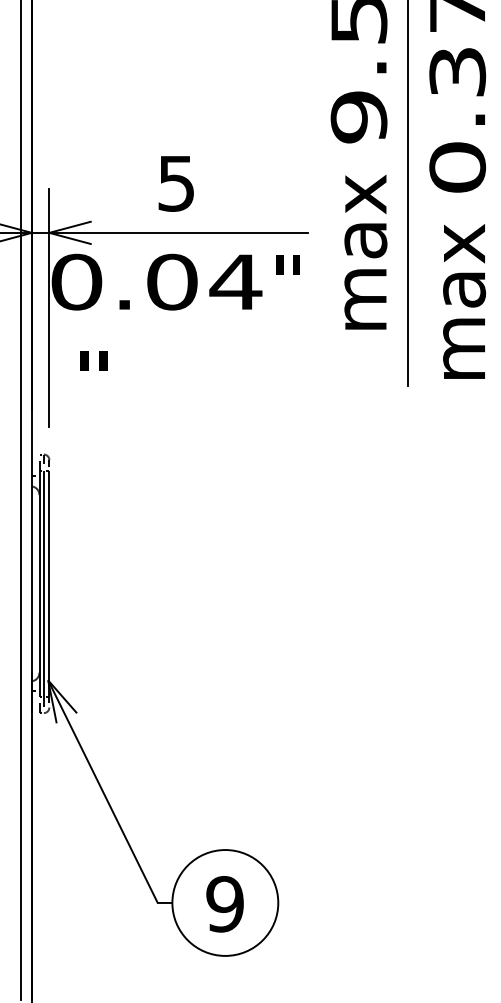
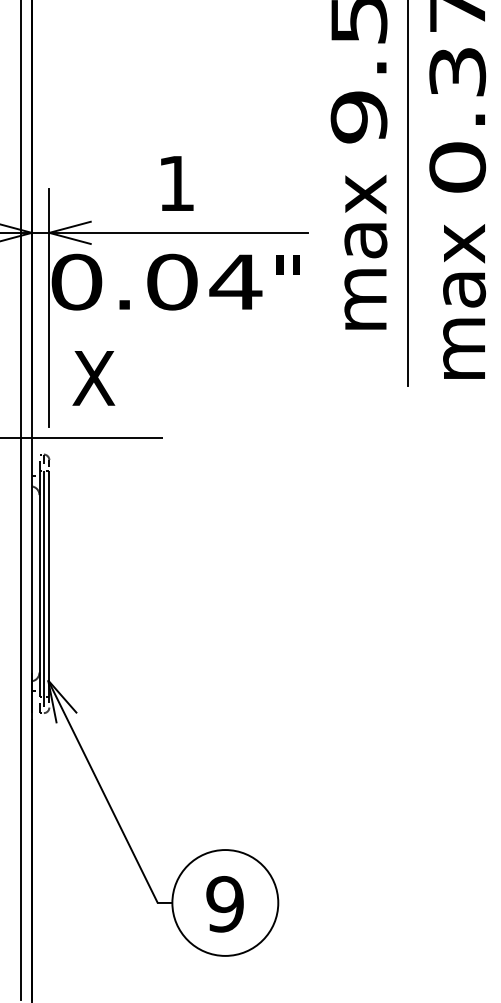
text: 5 -> 1 (175, 183)
text: " -> X (93, 378)
line: none -> present (82, 438)
